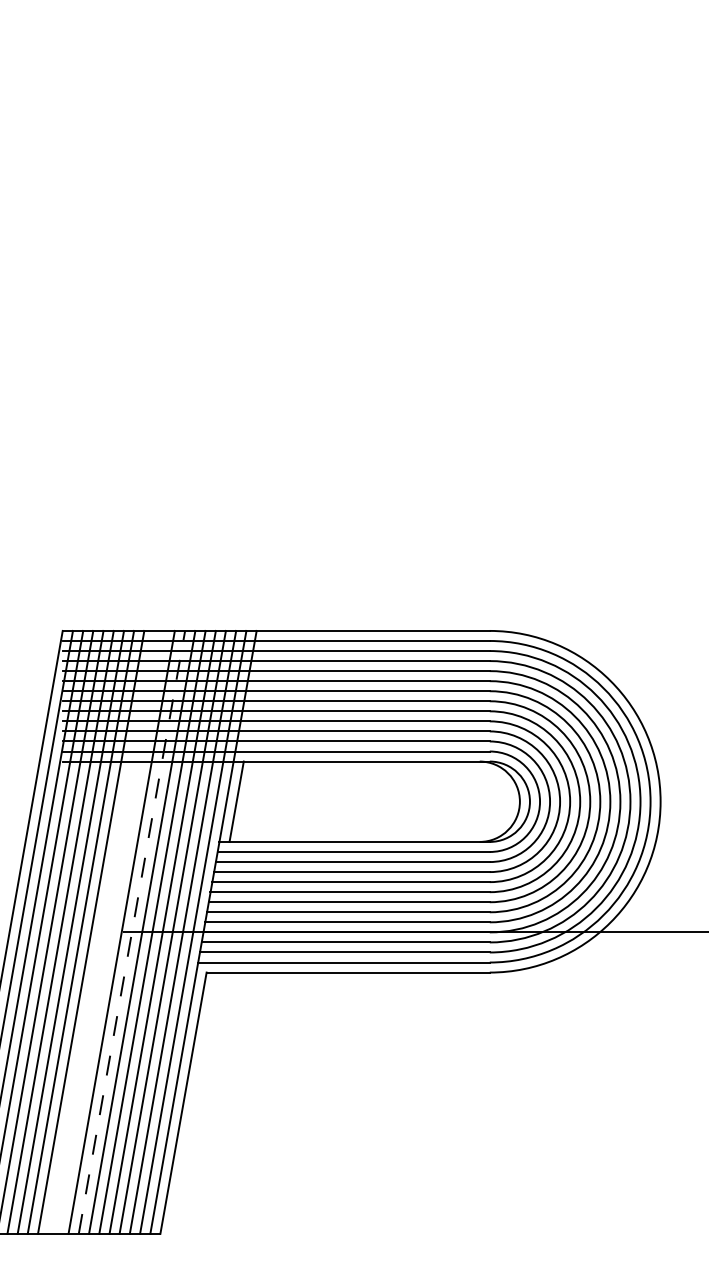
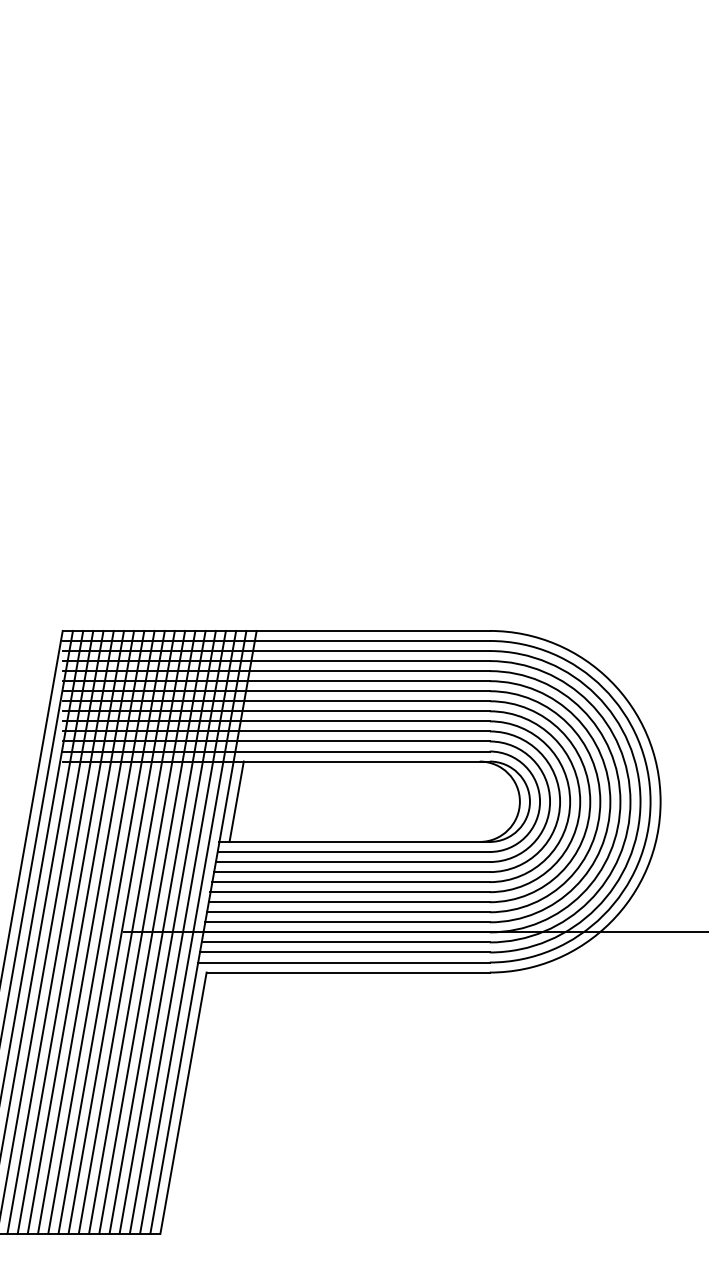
line: none -> present (101, 931)
line: none -> present (111, 931)
line: dashed -> solid (132, 931)
